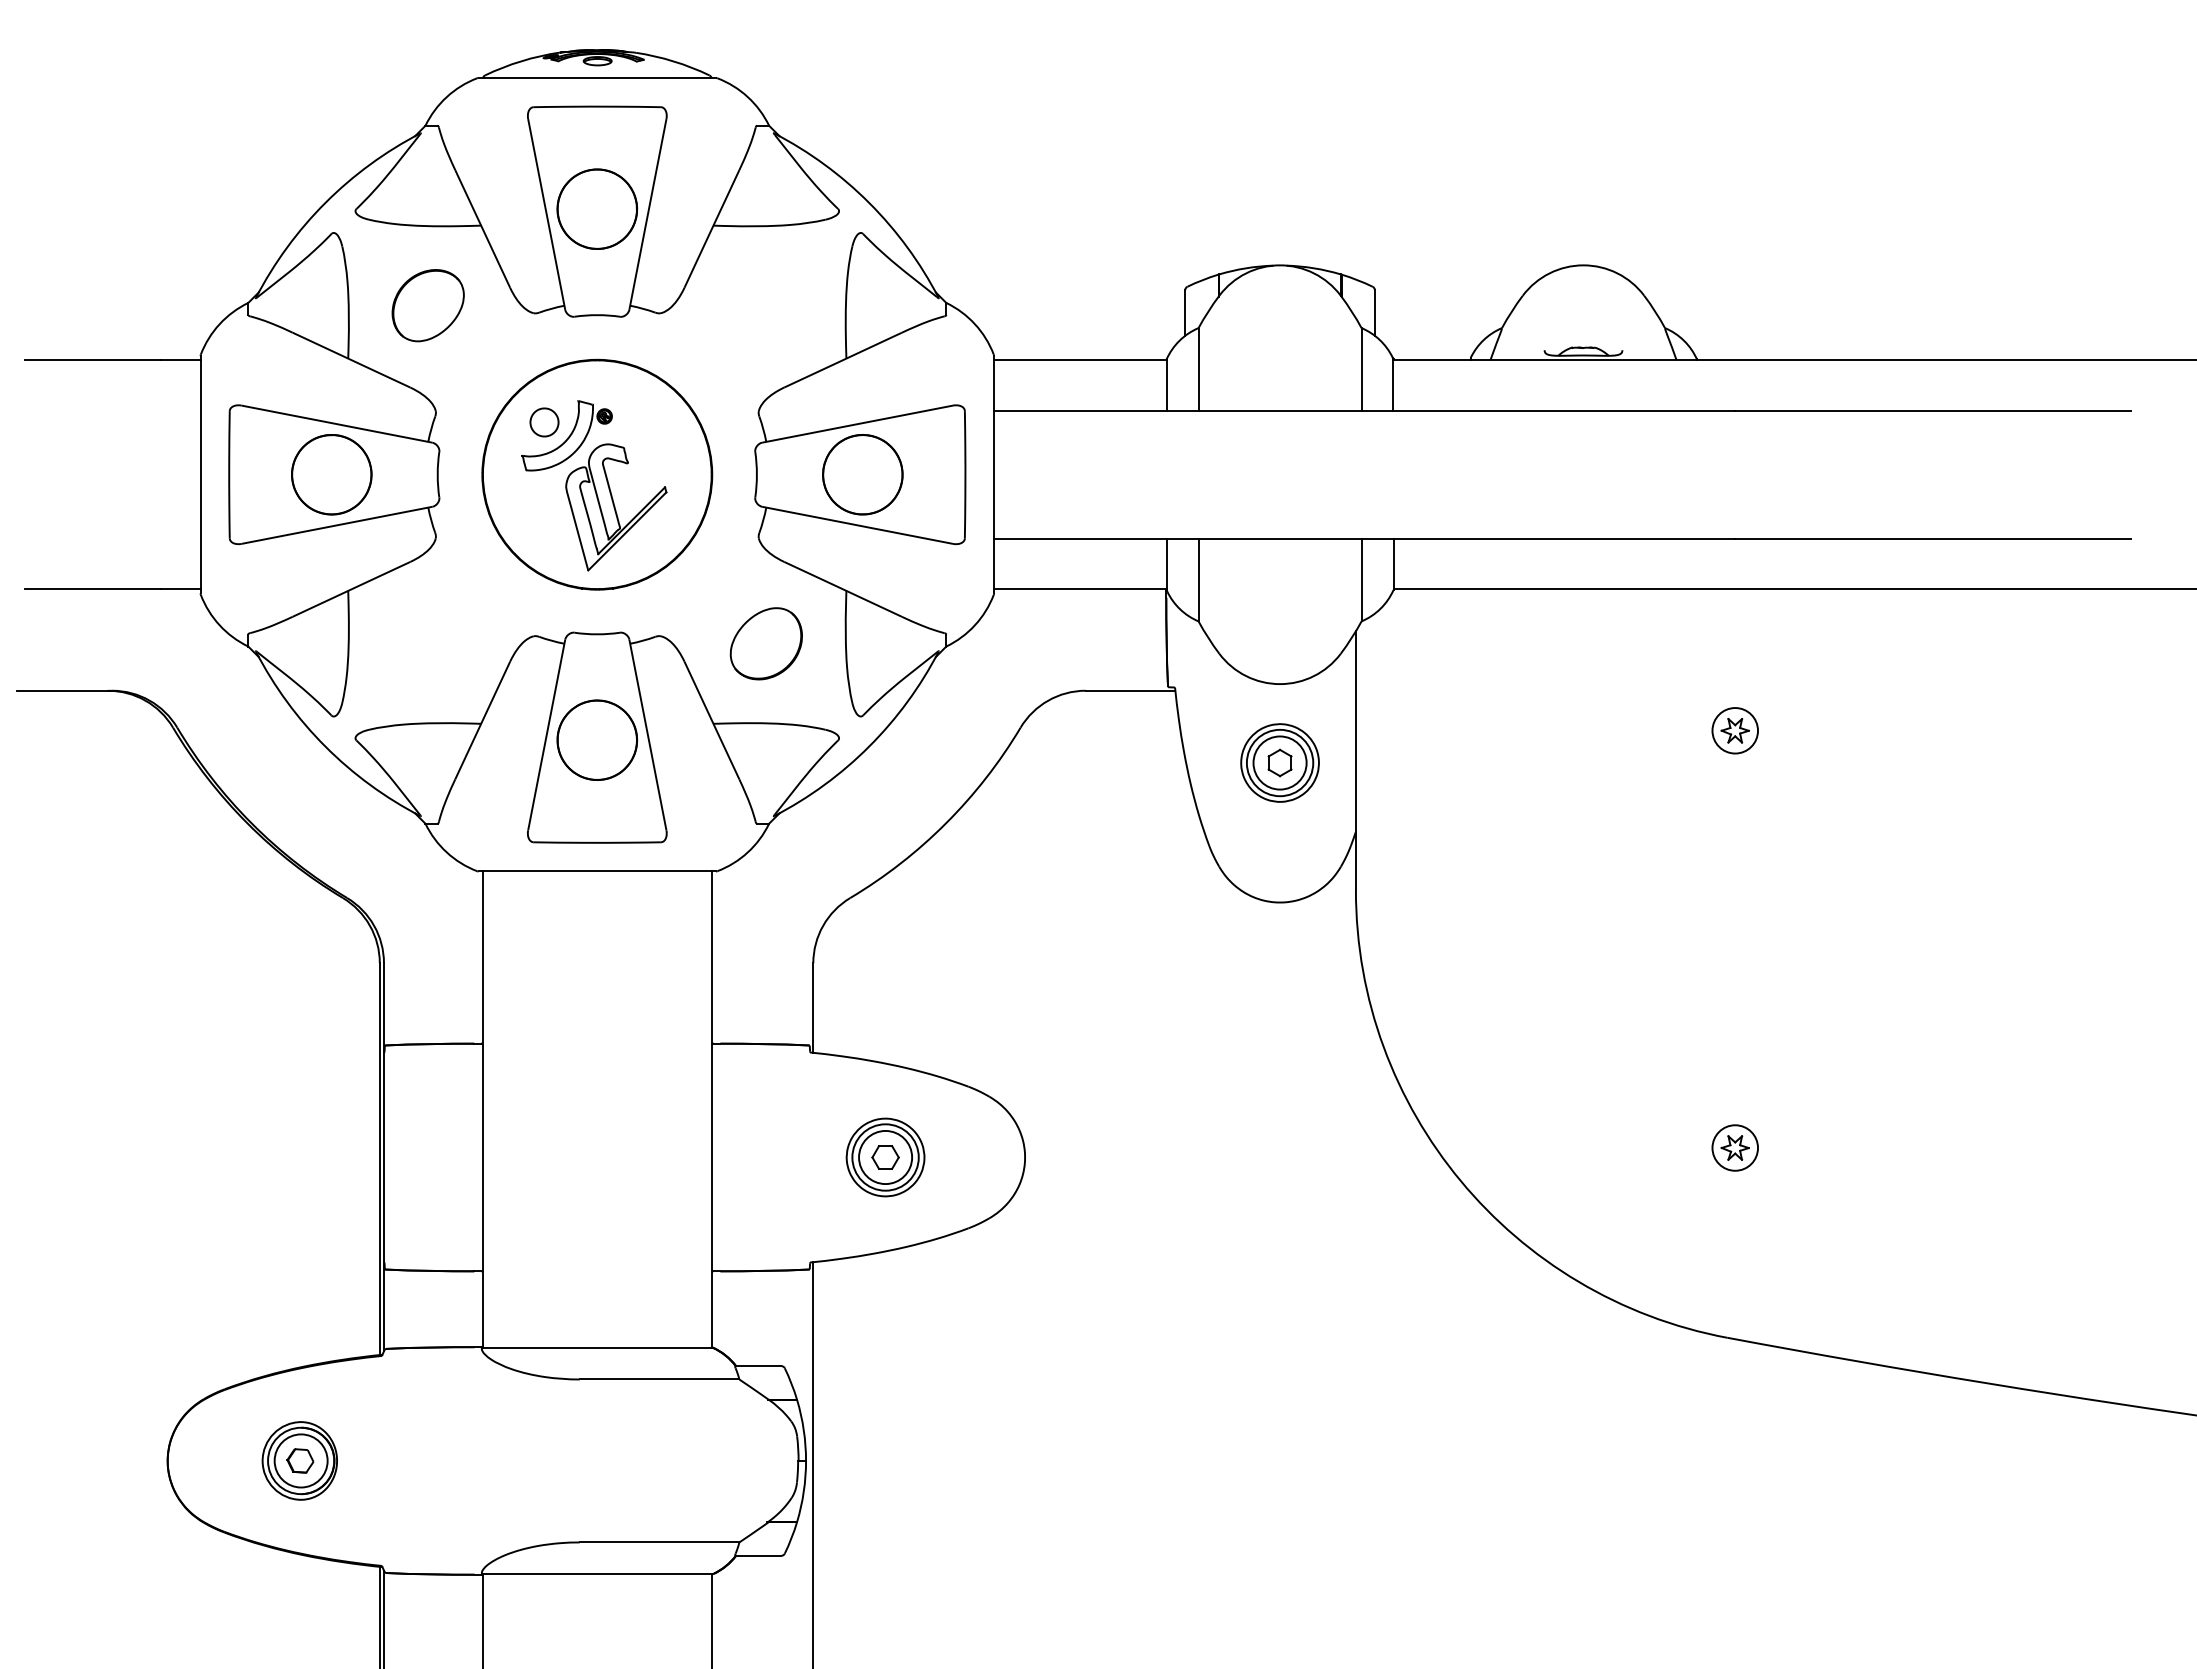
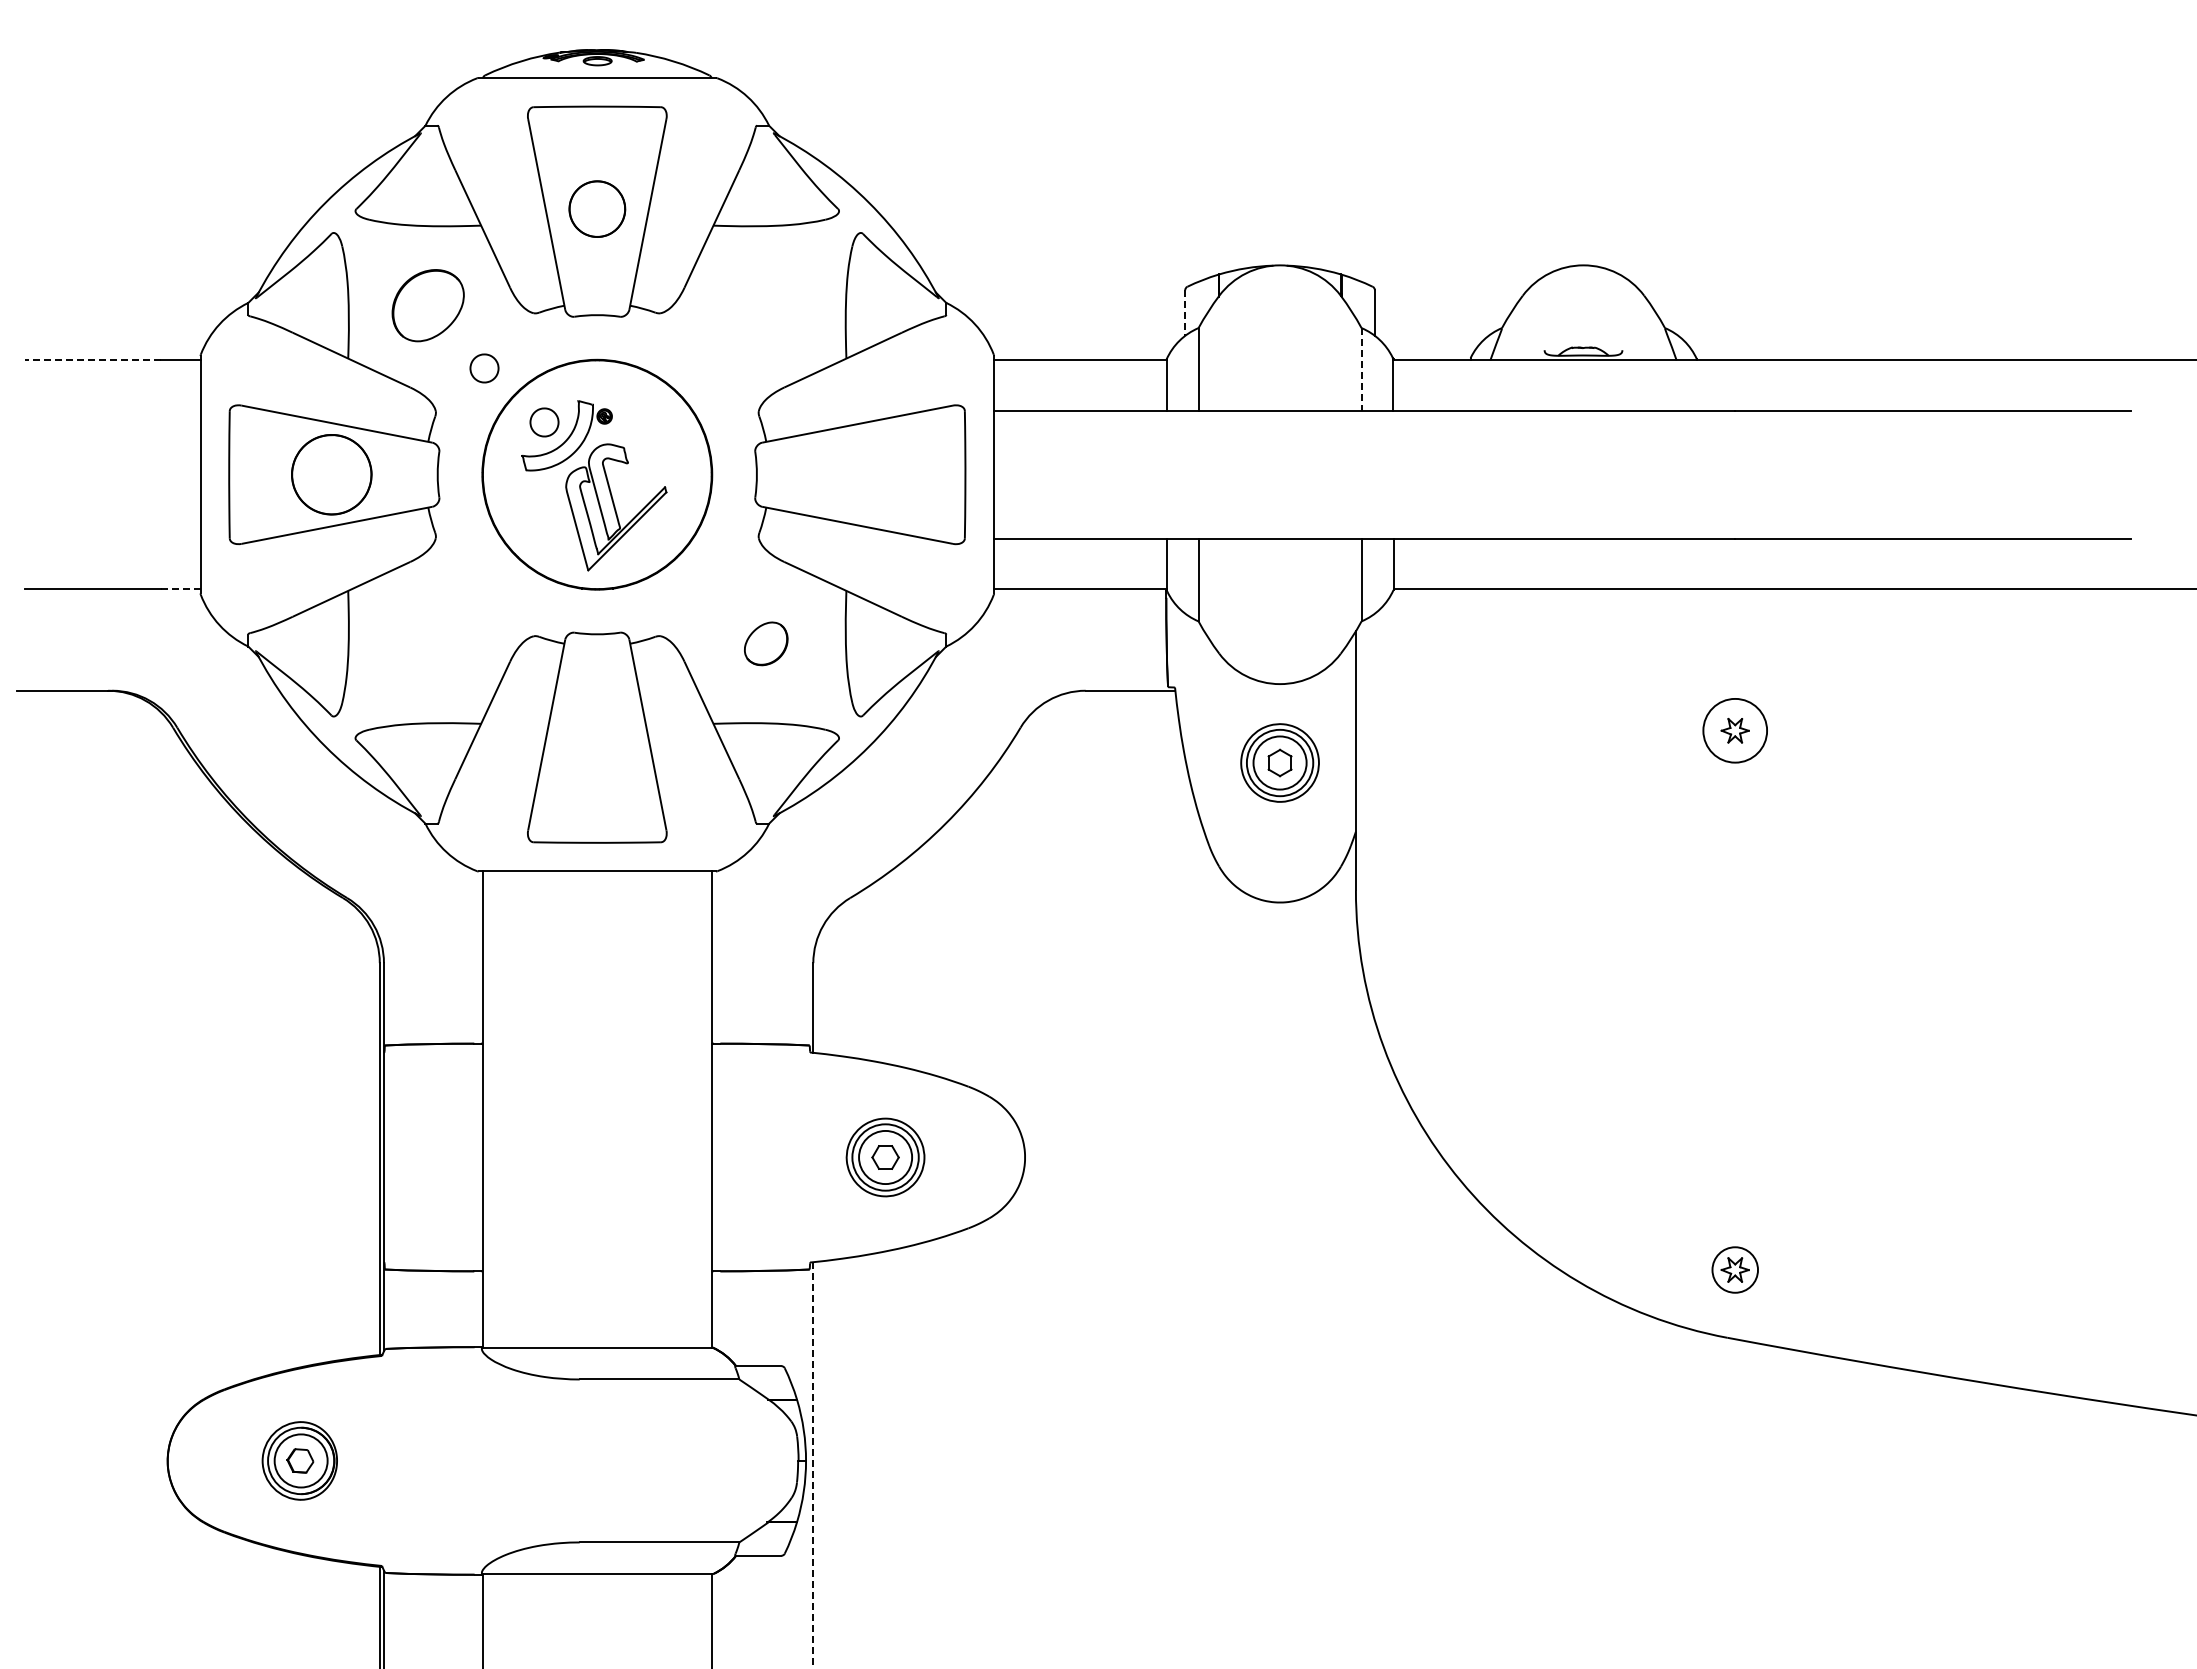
part size: 83x82 px -> 59x58 px (597, 208)
line: solid -> dashed (1185, 312)
line: solid -> dashed (93, 360)
part: none -> present (484, 368)
line: solid -> dashed (1361, 369)
part: present -> none (862, 474)
line: solid -> dashed (180, 589)
part size: 74x74 px -> 45x46 px (766, 643)
circle diameter: 46 px -> 64 px (1735, 730)
part: present -> none (597, 739)
part position: (1734, 1147) -> (1734, 1269) (1734, 1269)
line: solid -> dashed (813, 1465)
